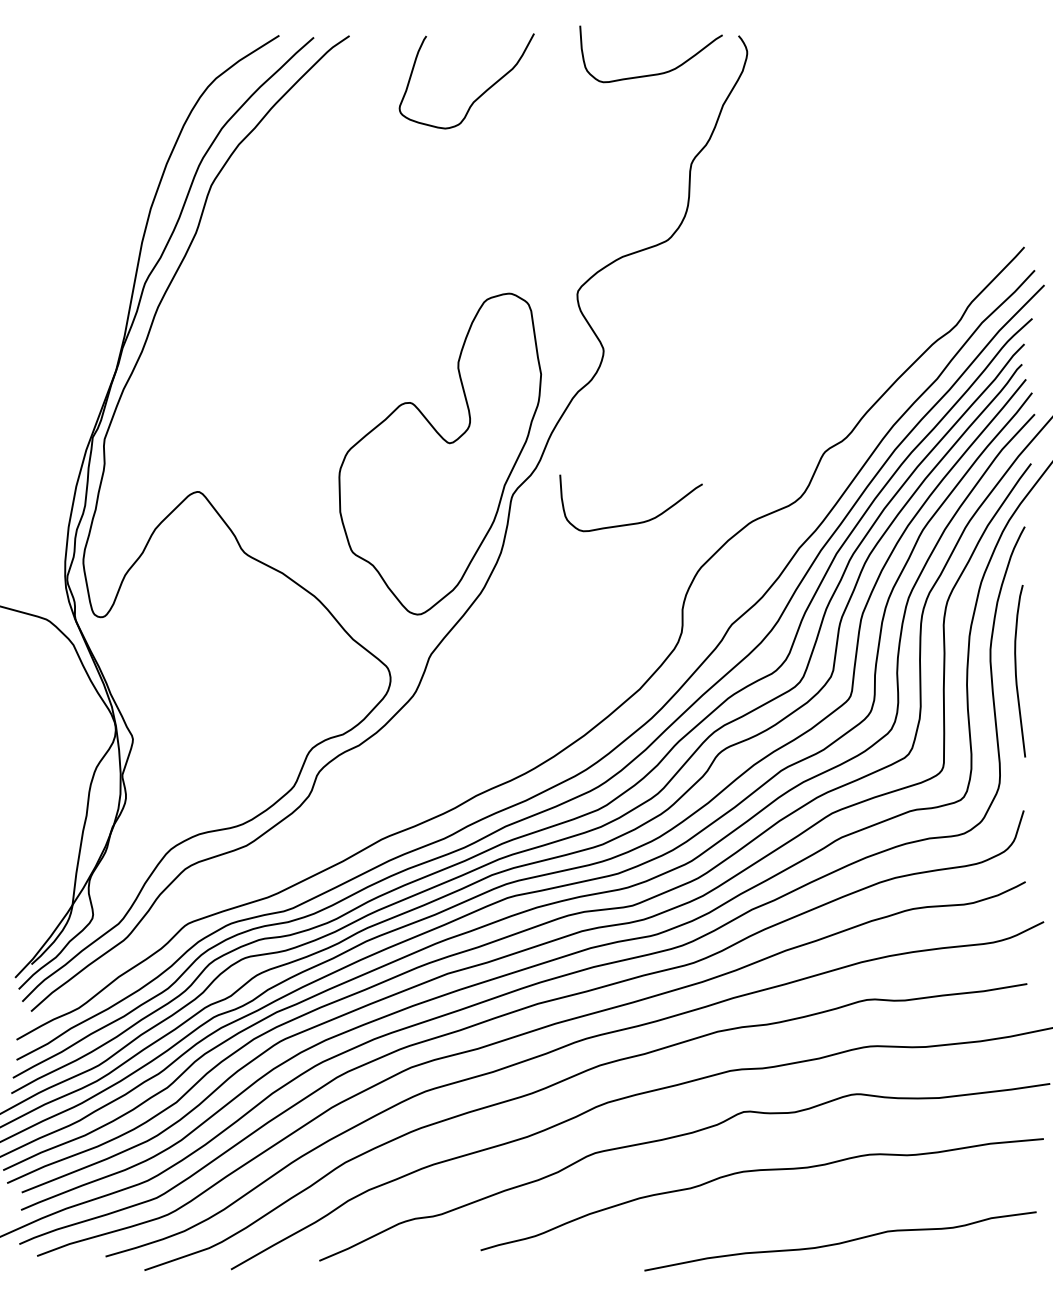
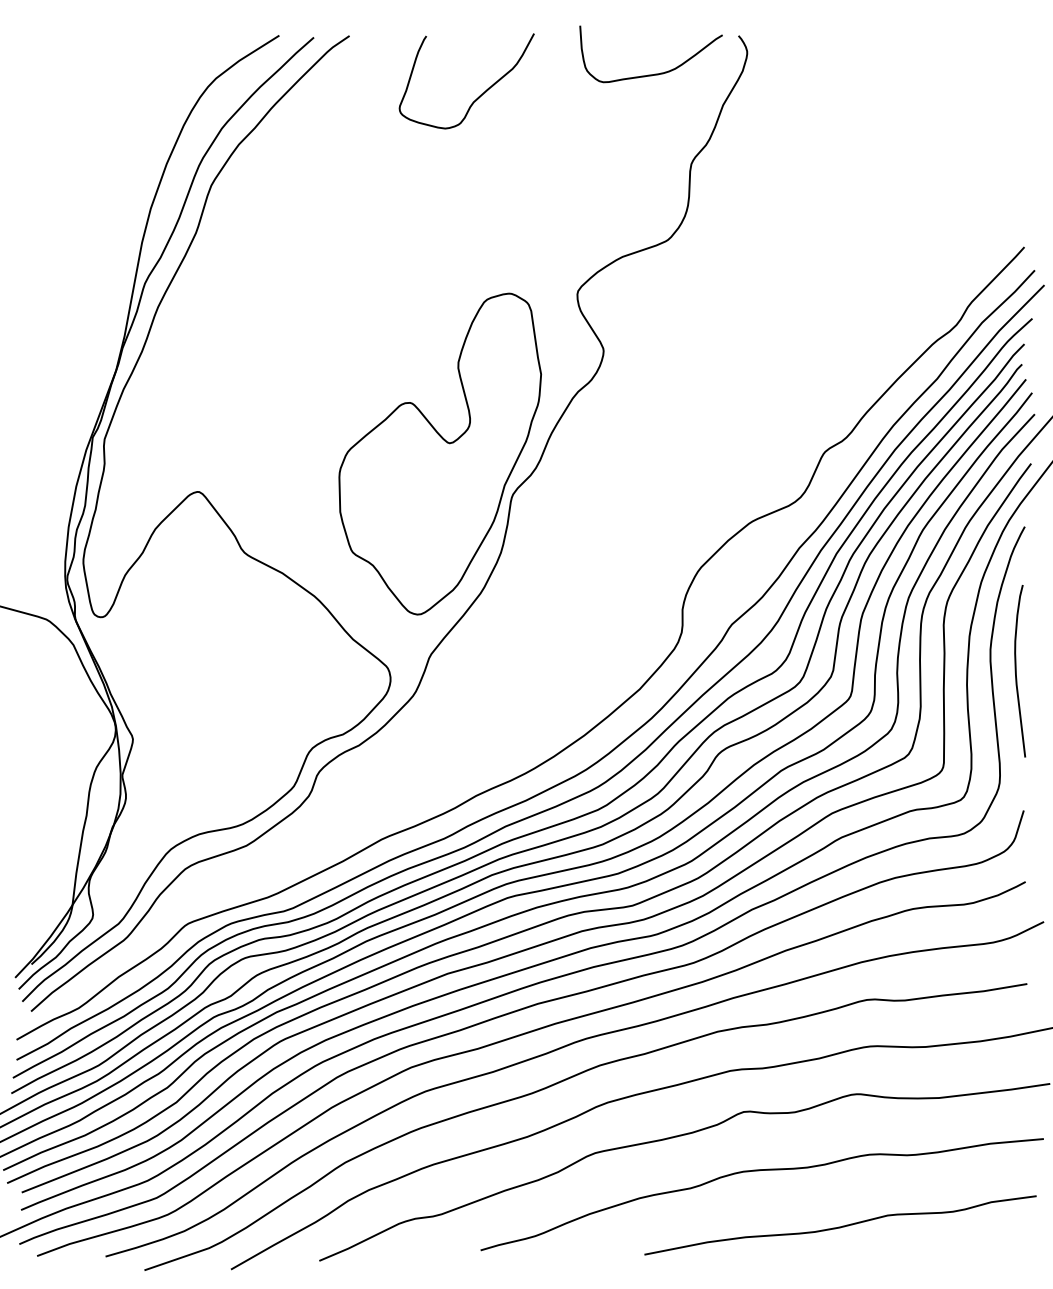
curve: present -> none (635, 522)
curve position: (840, 1242) -> (840, 1226) (840, 1226)
